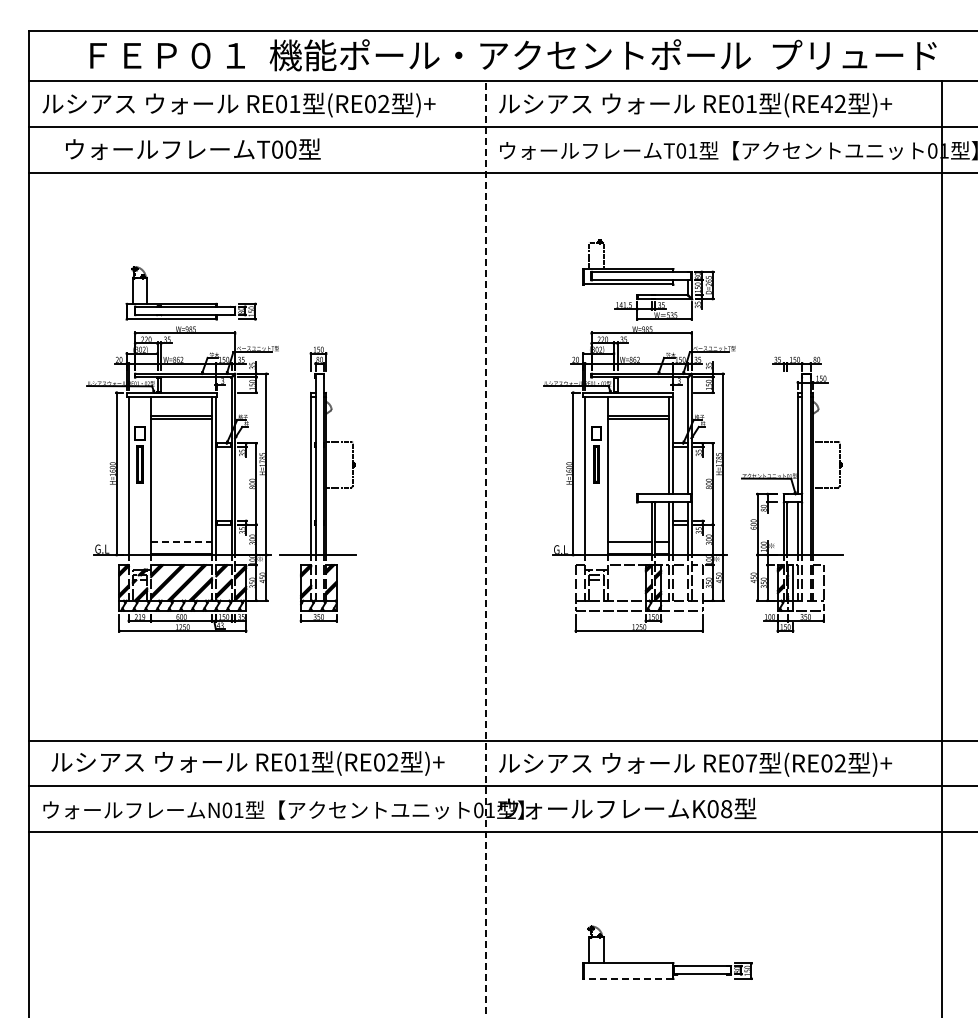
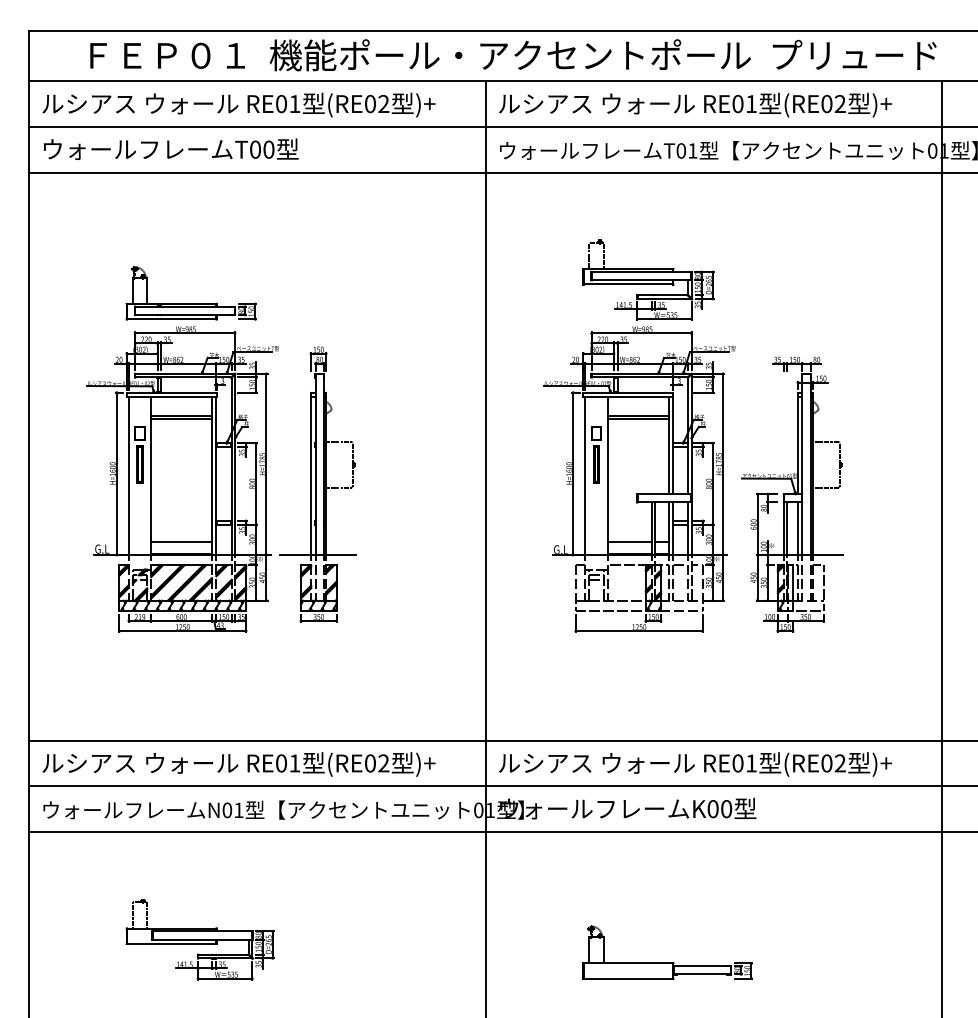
text: (RE42 -> (RE02 (826, 104)
text position: (193, 148) -> (171, 148) (171, 148)
line: dashed -> solid (182, 542)
line: dashed -> solid (485, 549)
text position: (247, 763) -> (238, 764) (238, 764)
text: RE07 -> RE01 (751, 763)
text: K08 -> K00 (726, 808)
part: none -> present (199, 939)
line: dashed -> solid (628, 978)
